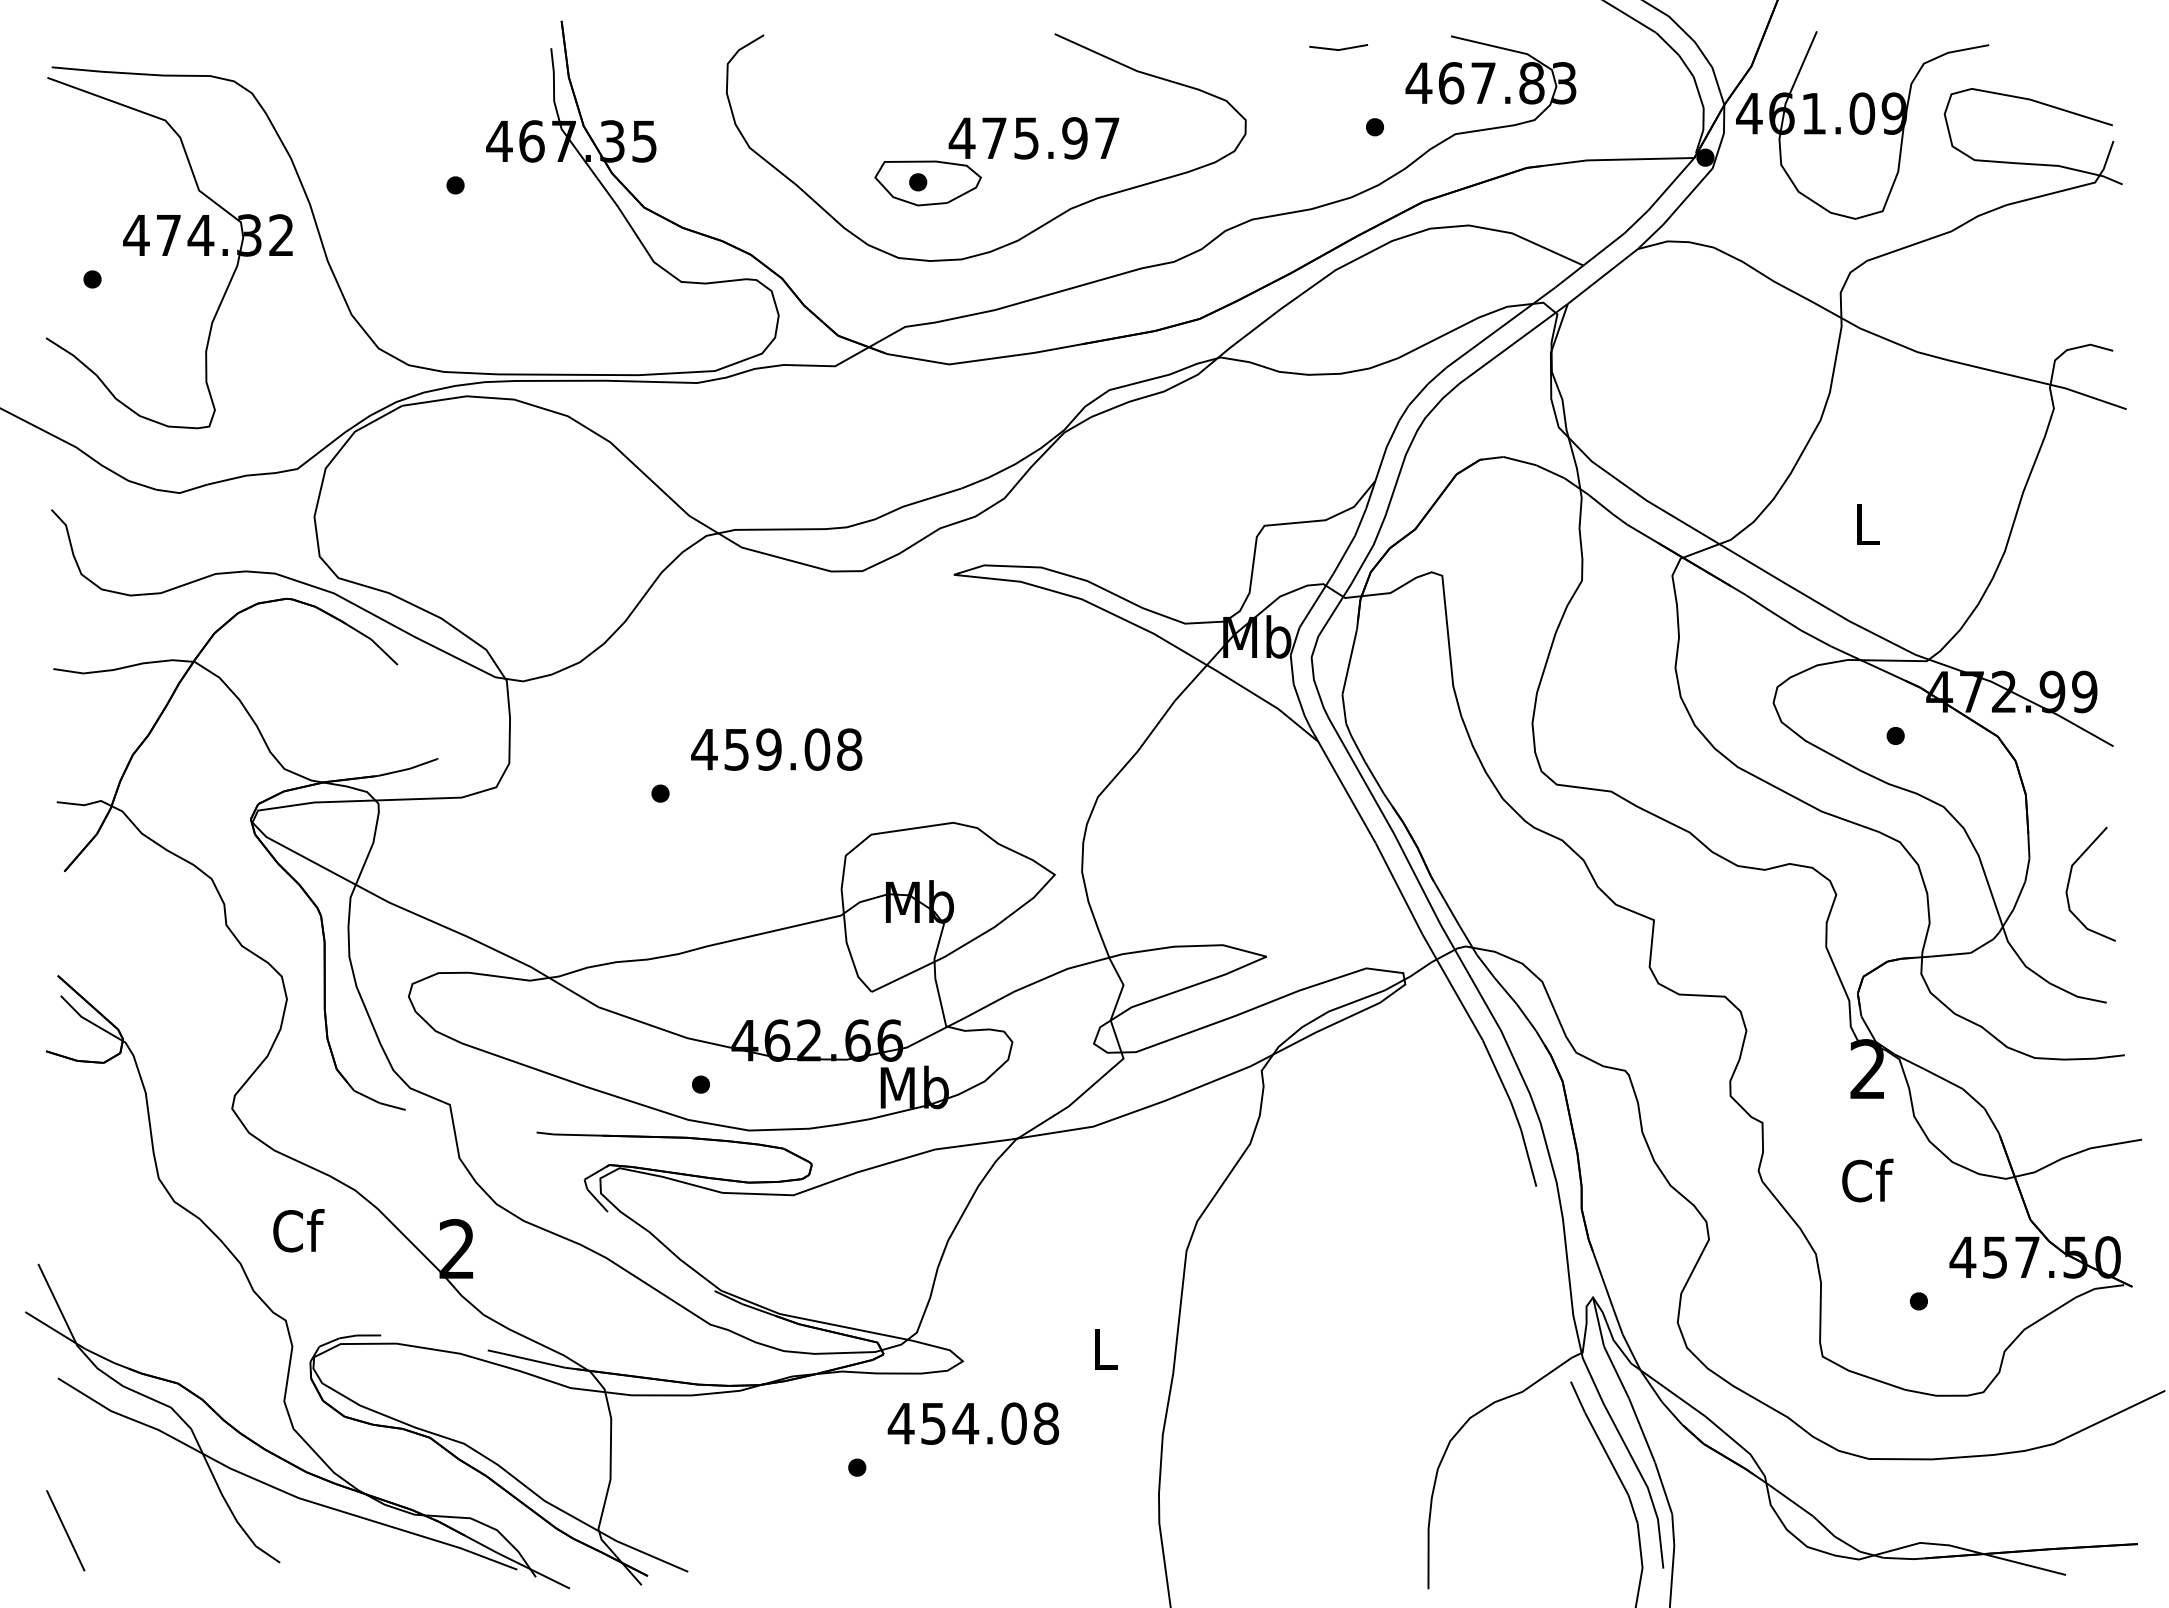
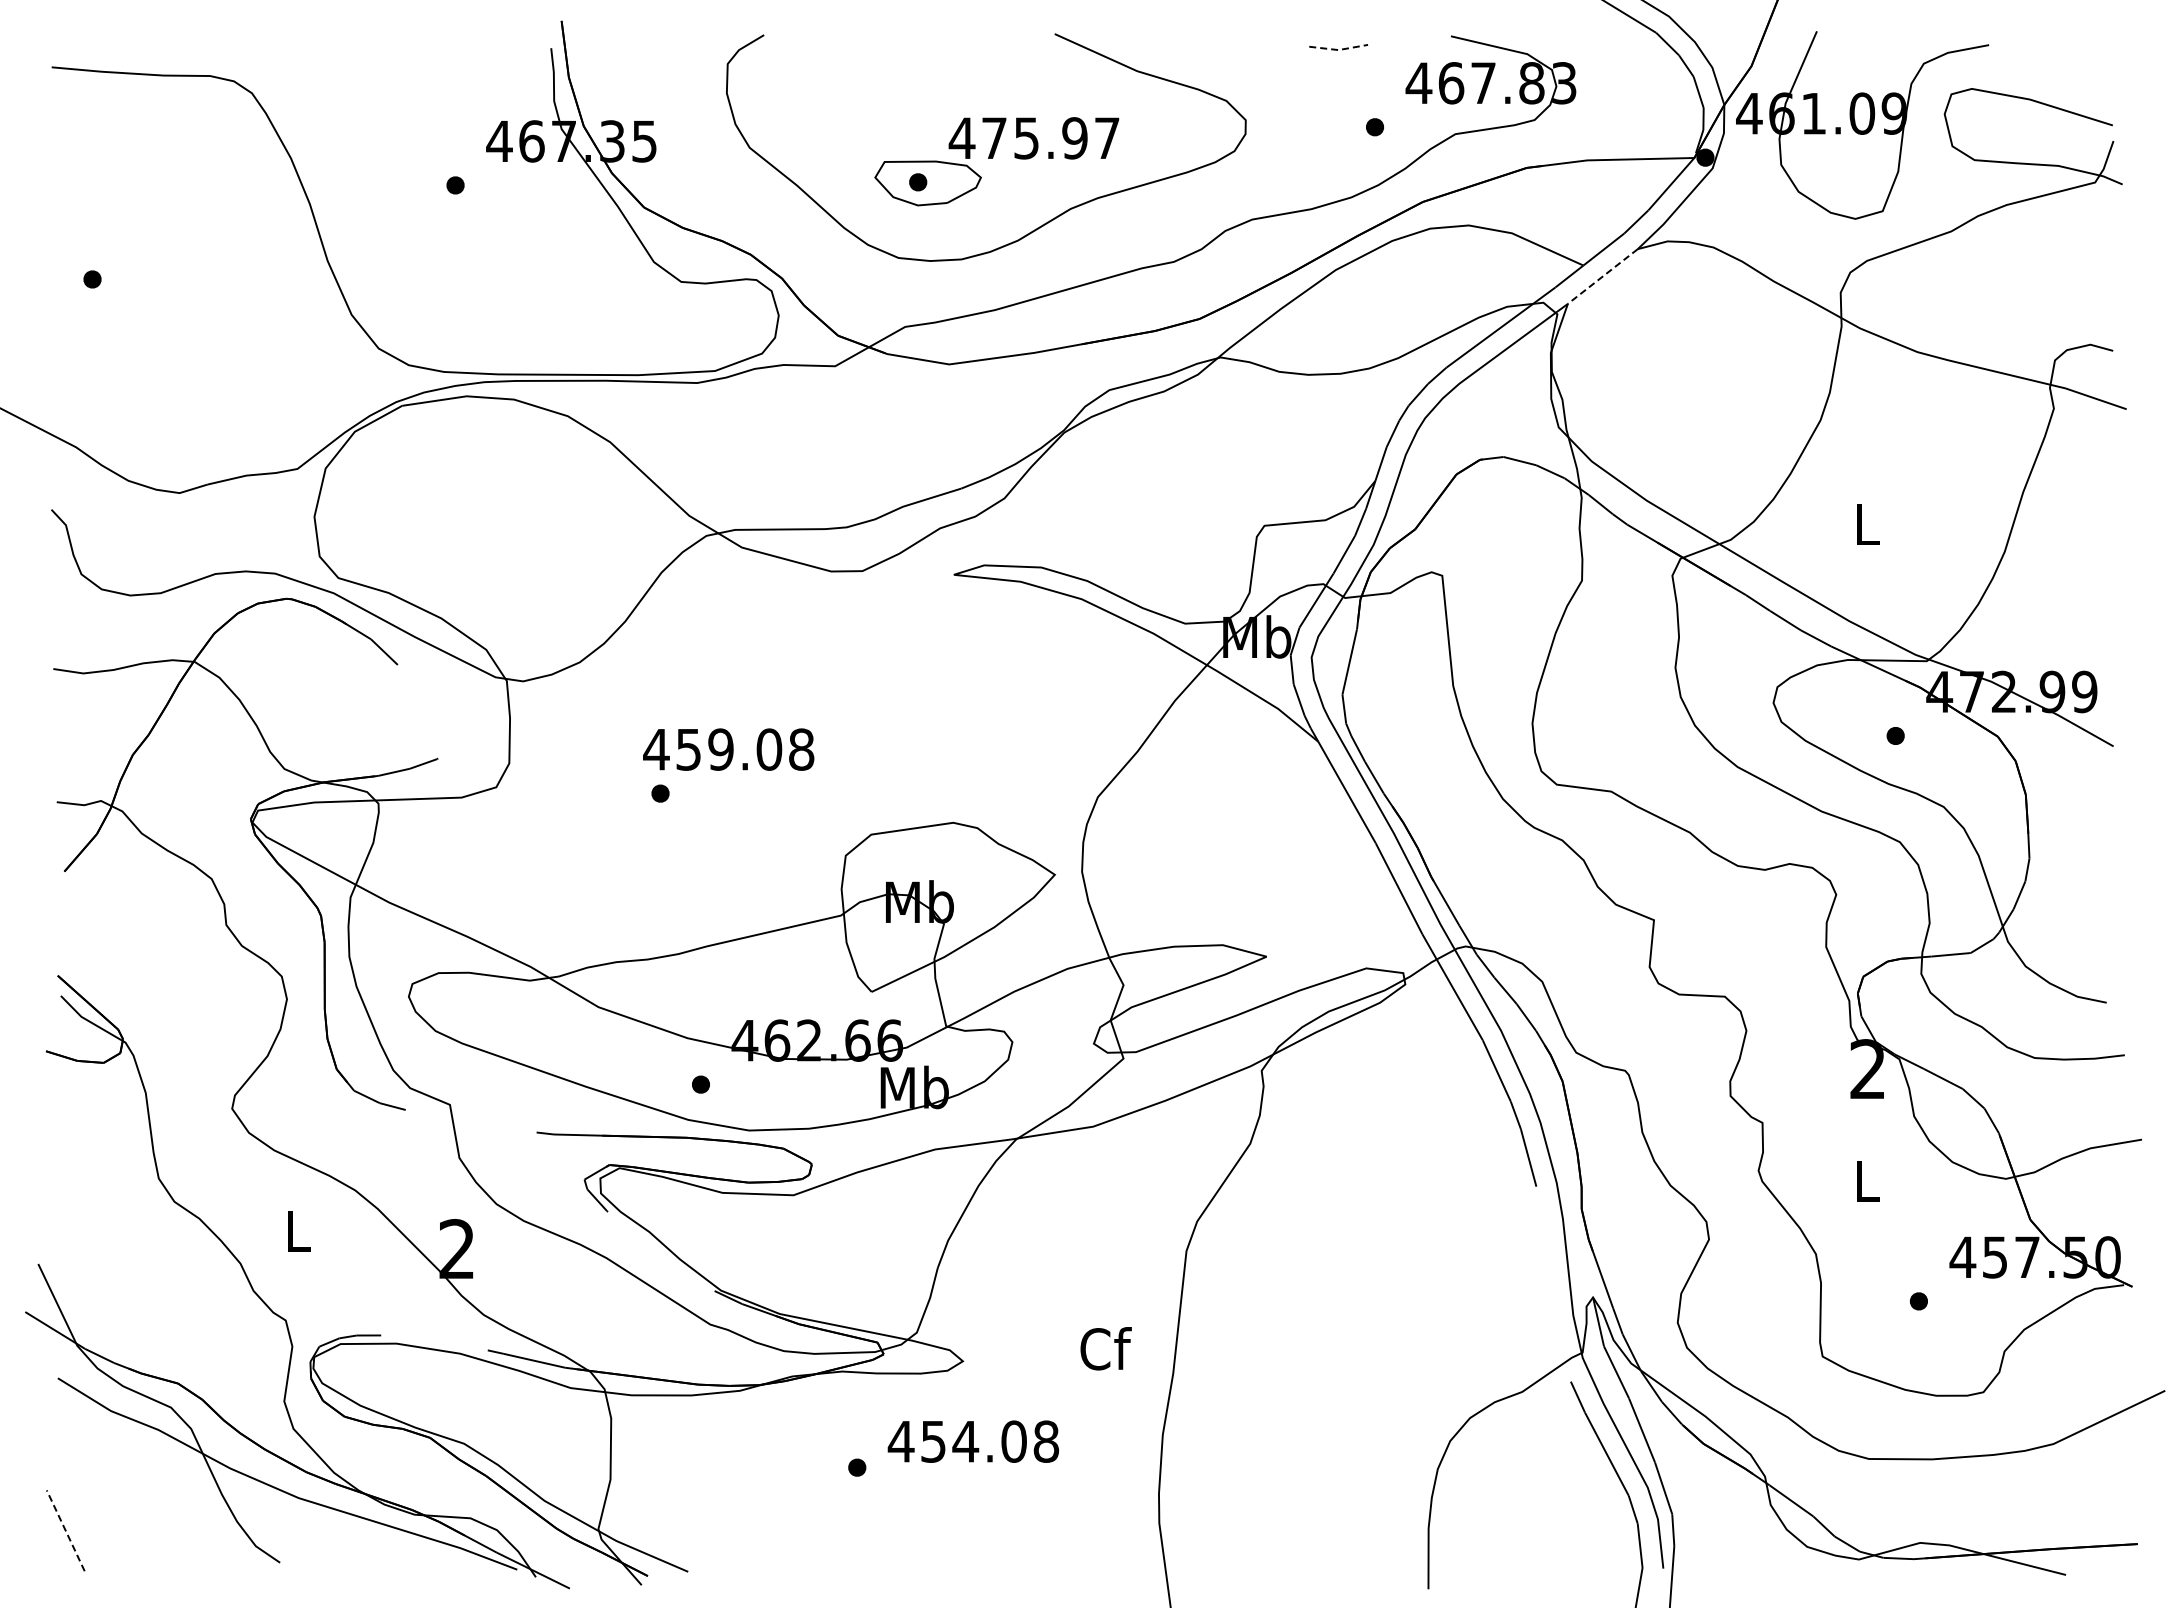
line: solid -> dashed (1338, 50)
part: present -> none (168, 253)
line: solid -> dashed (1602, 276)
text position: (776, 749) -> (728, 749) (728, 749)
curve: present -> none (2070, 879)
text: Cf -> L (1867, 1180)
text: Cf -> L (298, 1230)
text: L -> Cf (1105, 1348)
text position: (973, 1423) -> (973, 1441) (973, 1441)
line: solid -> dashed (65, 1530)
